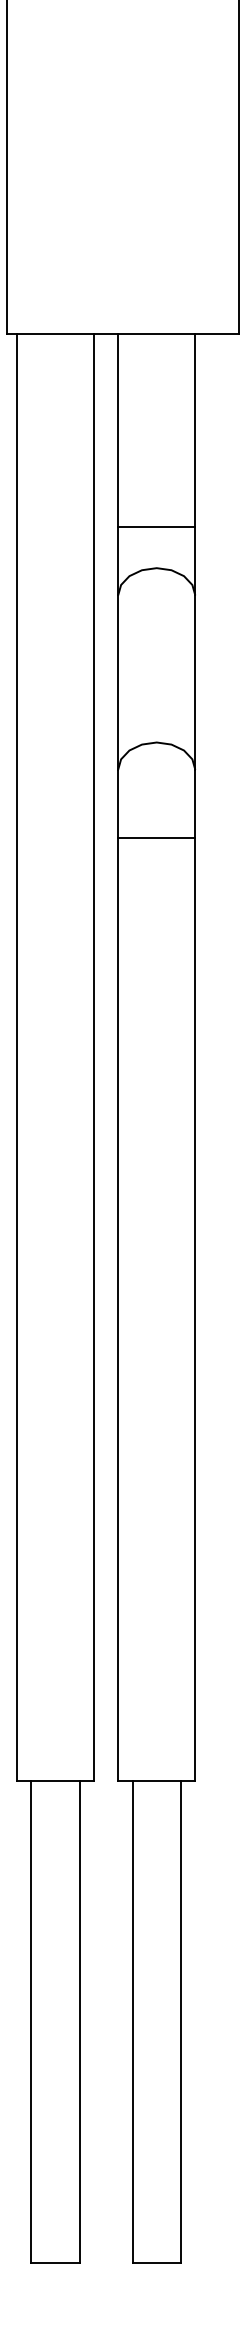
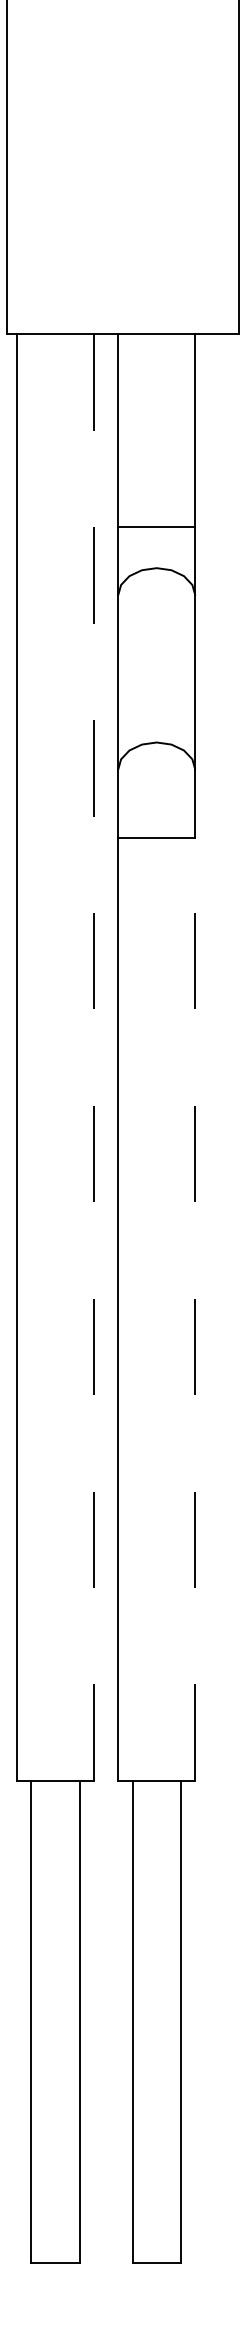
line: solid -> dashed (94, 1057)
line: solid -> dashed (195, 1308)
